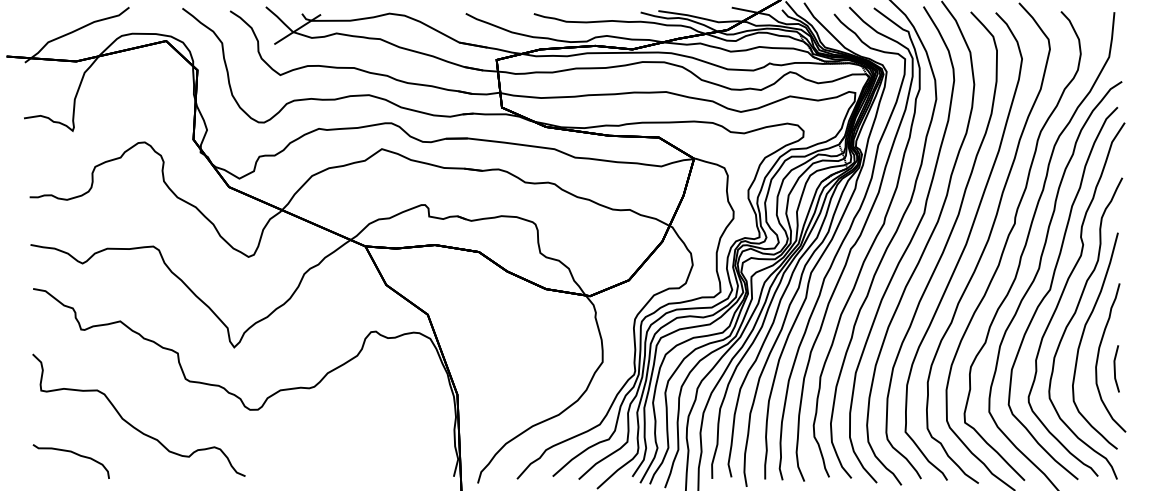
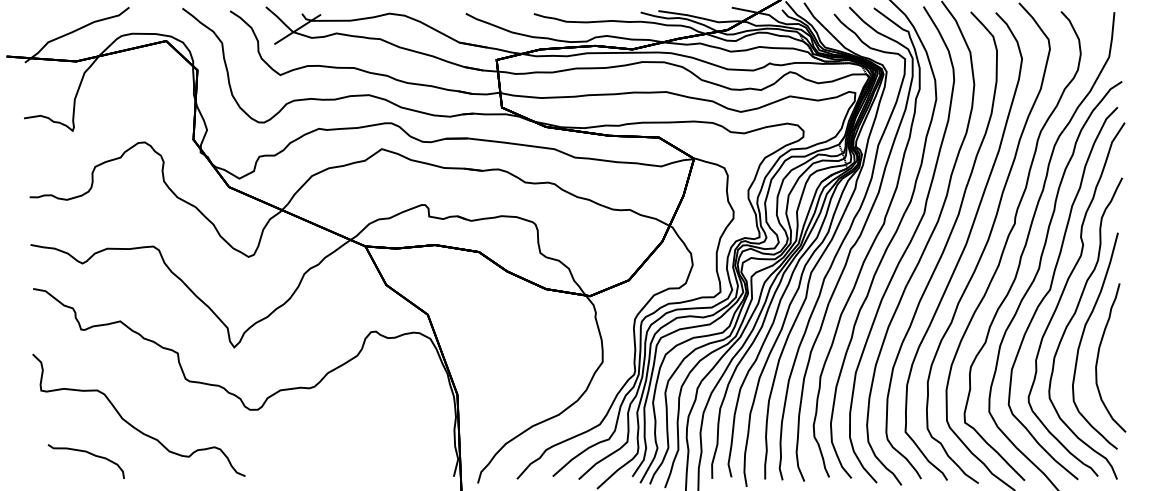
line: present -> none (1115, 368)
part position: (74, 454) -> (89, 454) (89, 454)
